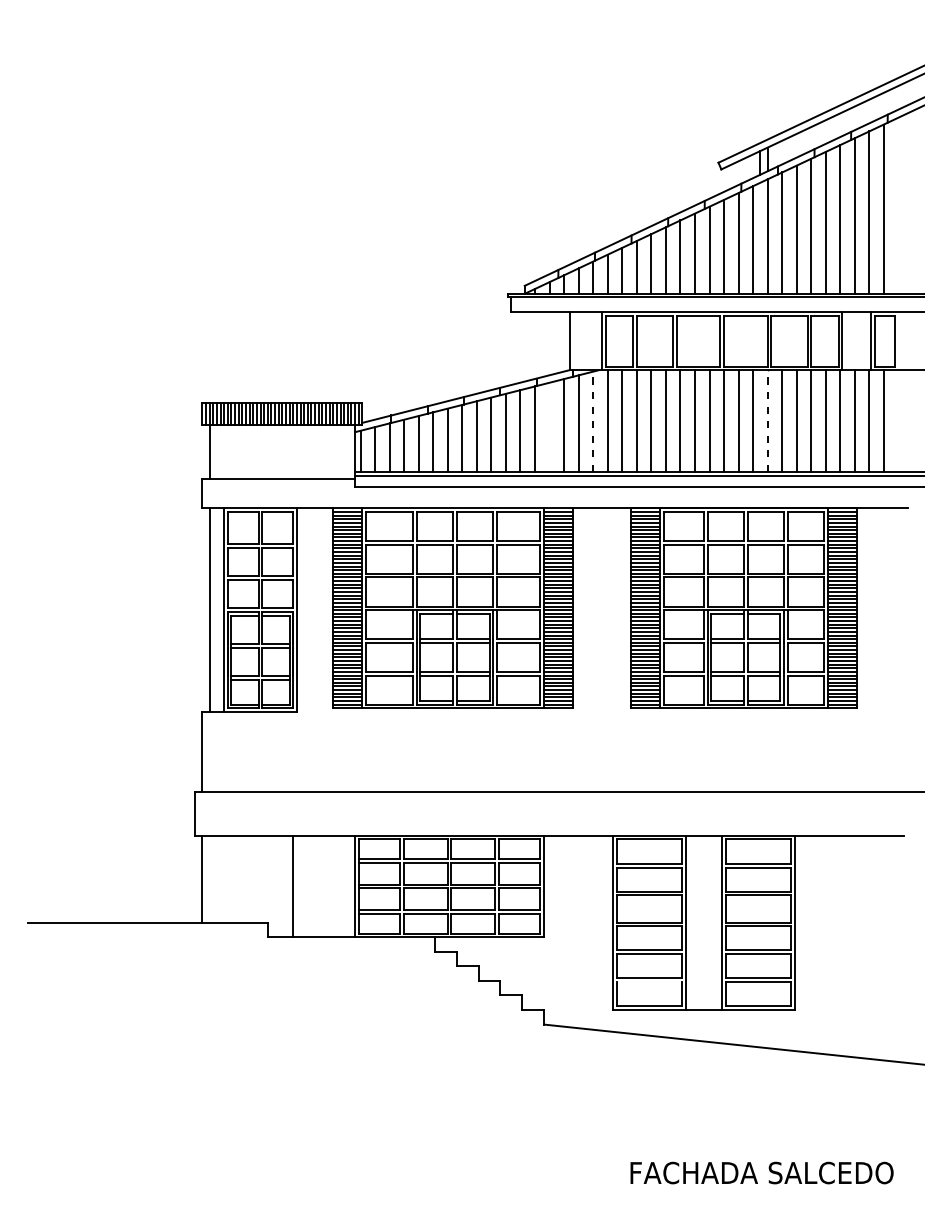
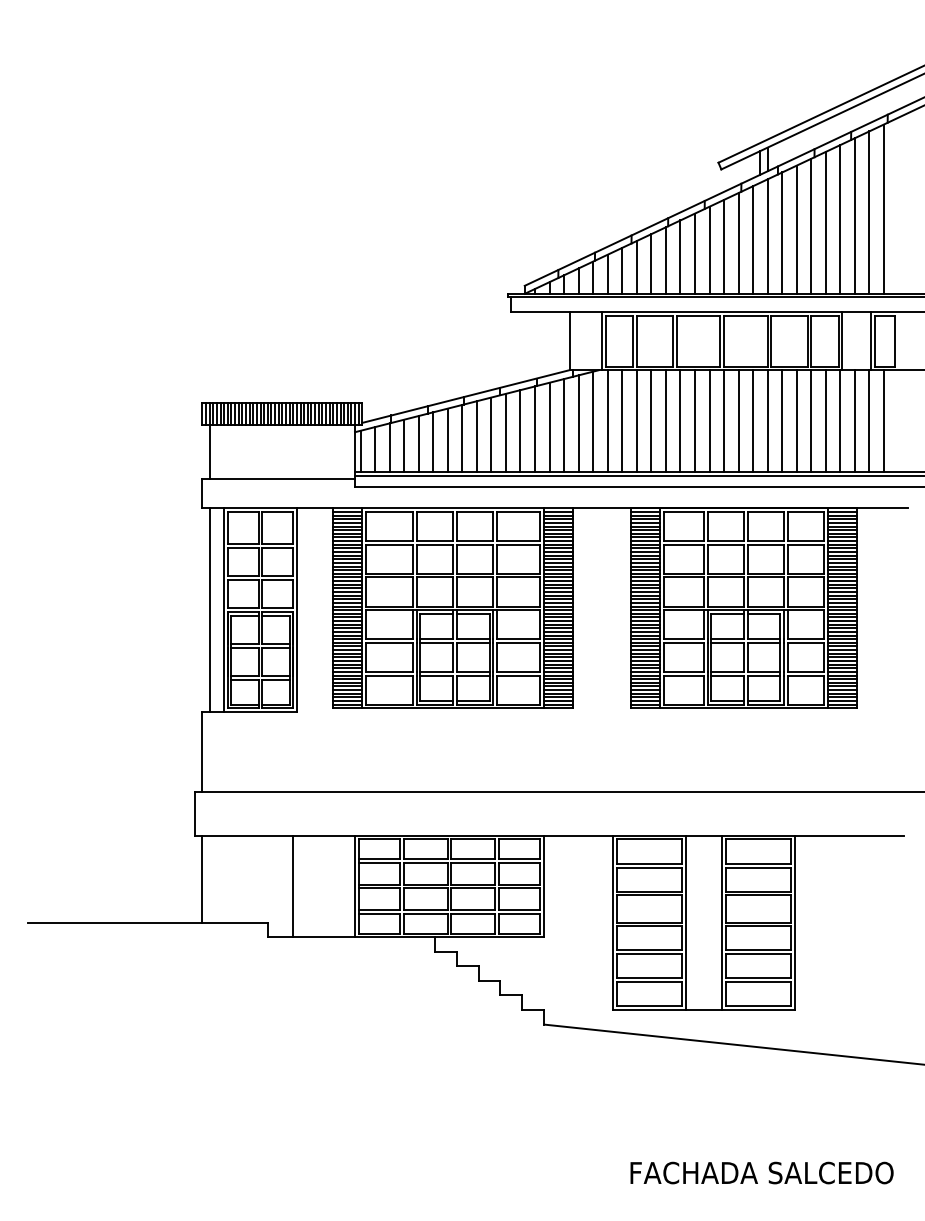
line: dashed -> solid (593, 421)
line: dashed -> solid (767, 421)
line: none -> present (549, 426)
line: none -> present (649, 981)
